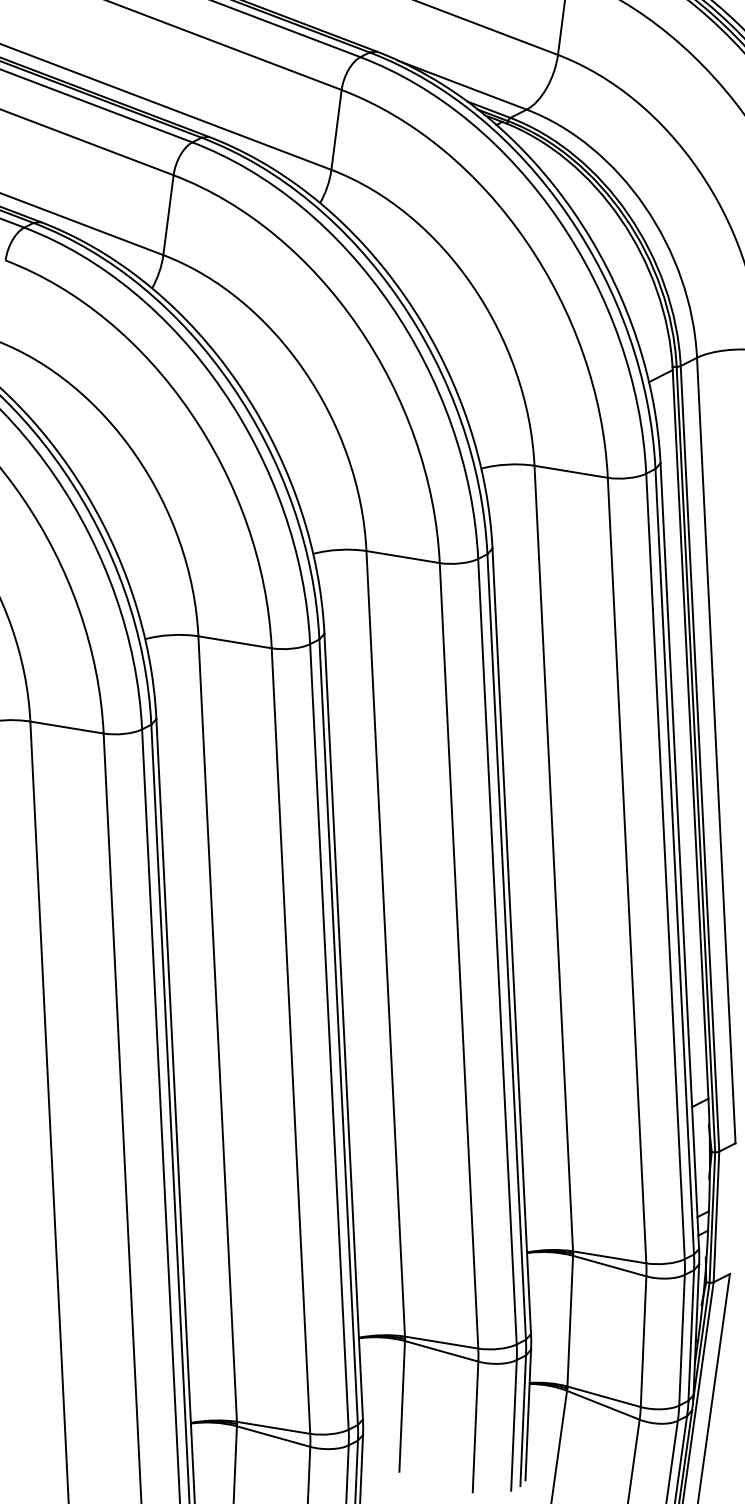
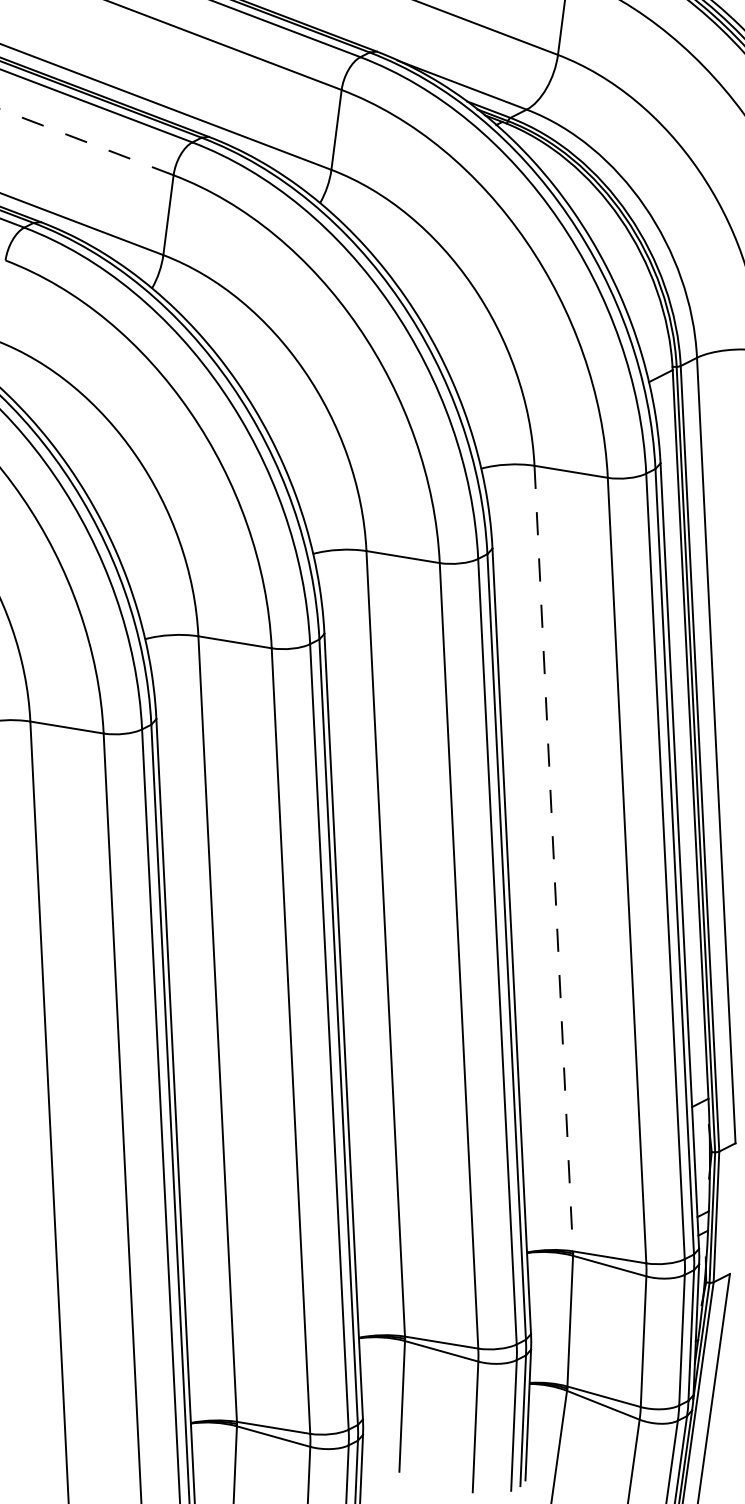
line: solid -> dashed (86, 142)
line: solid -> dashed (553, 859)
